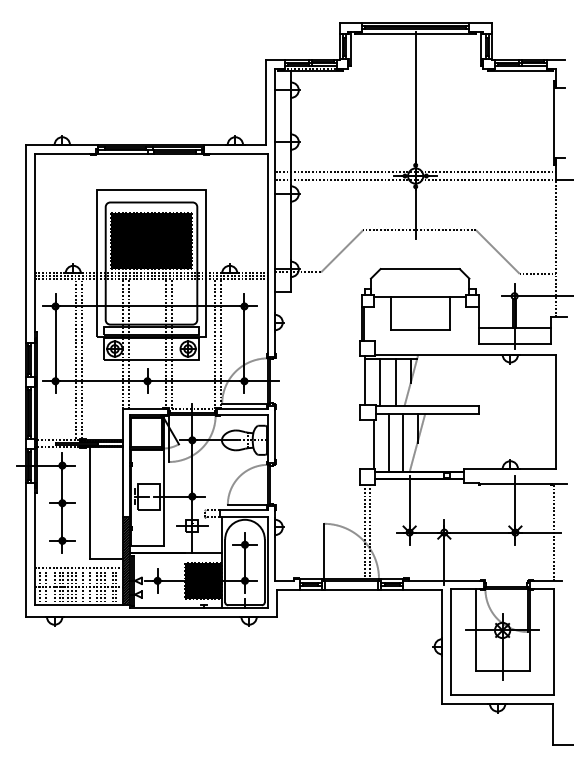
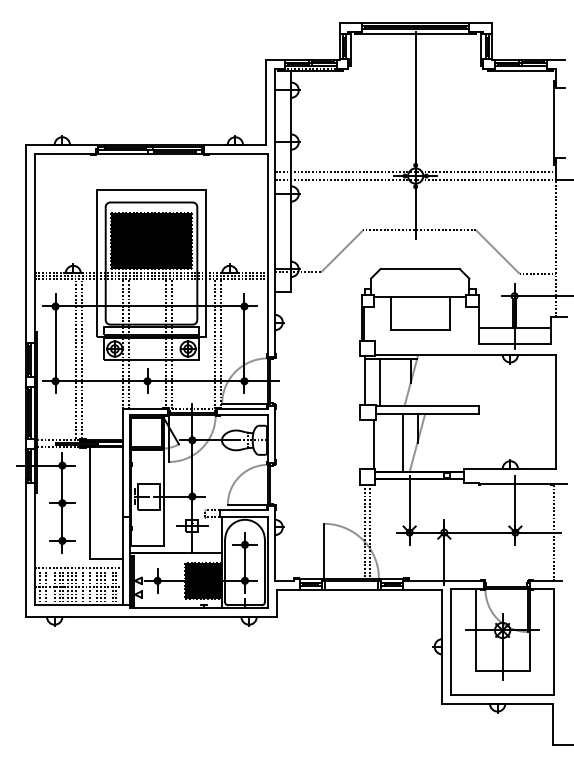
line: present -> none (395, 382)
line: present -> none (388, 442)
hatch: present -> none (125, 561)
